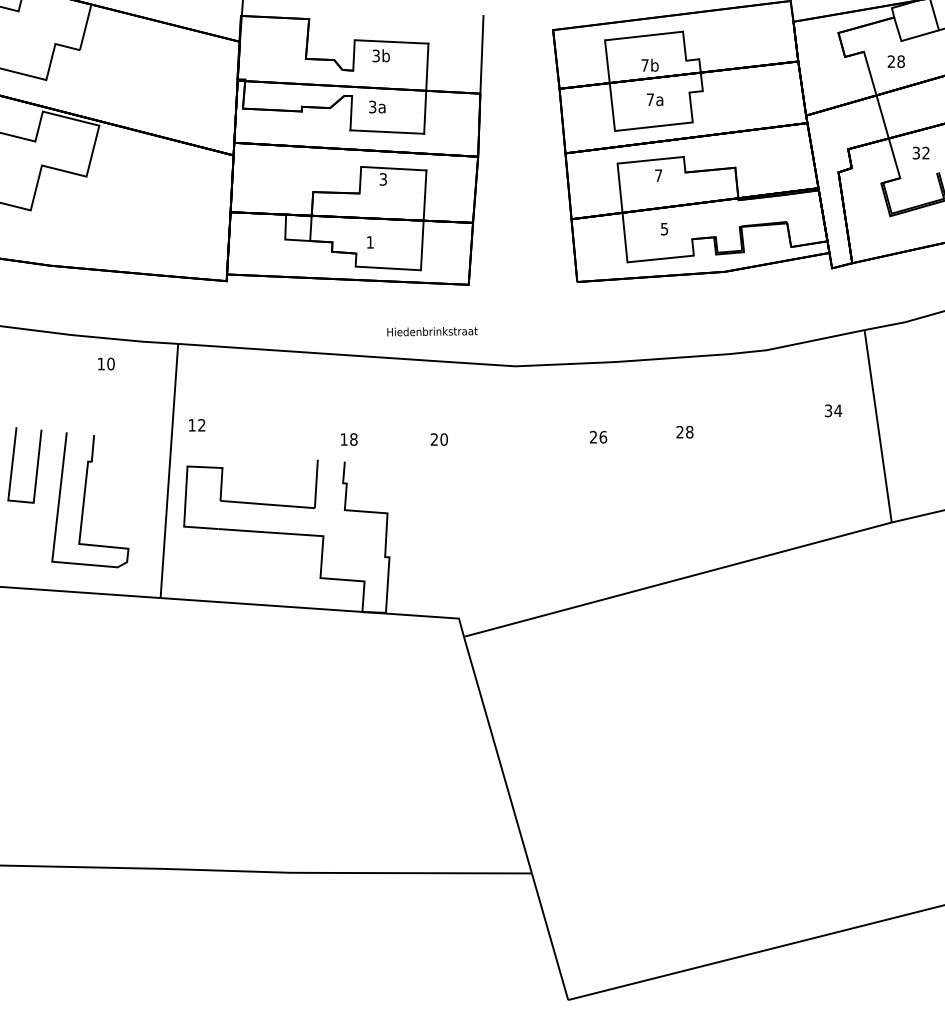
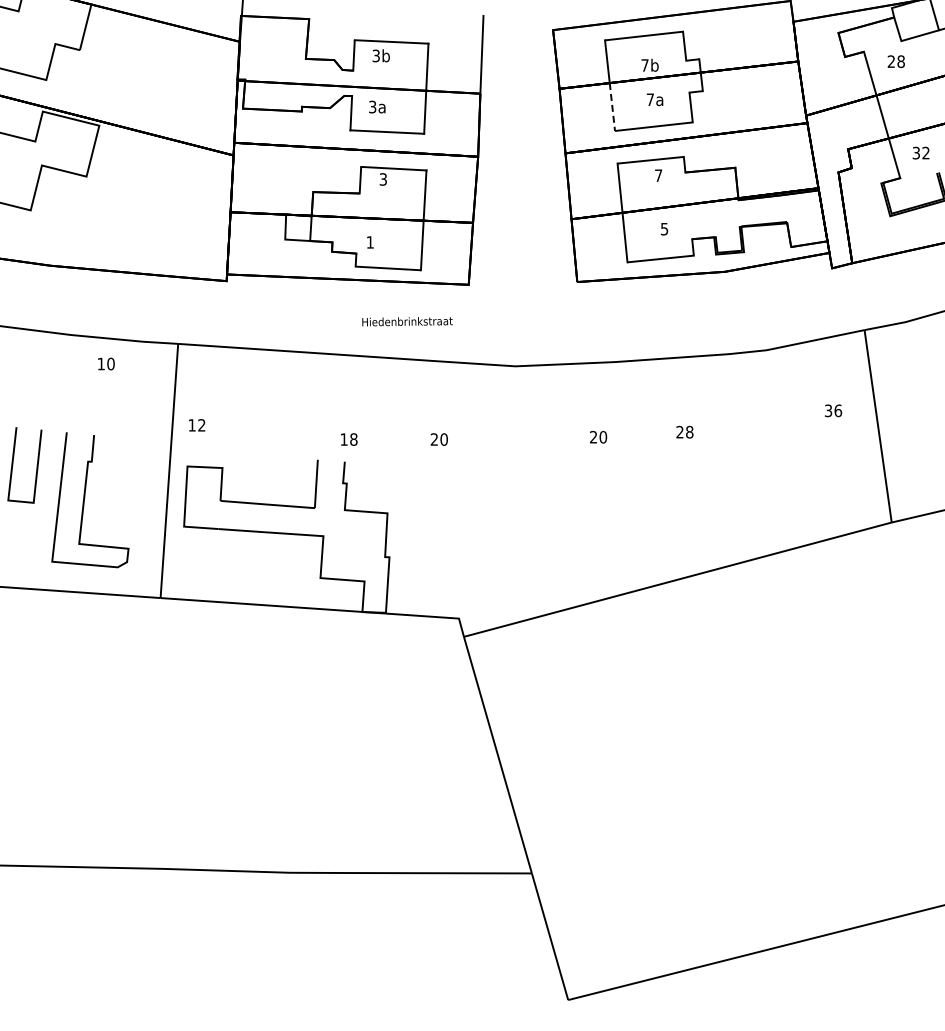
line: solid -> dashed (612, 107)
text position: (432, 331) -> (407, 321) (407, 321)
text: 34 -> 36 (838, 410)
text: 26 -> 20 (603, 436)
